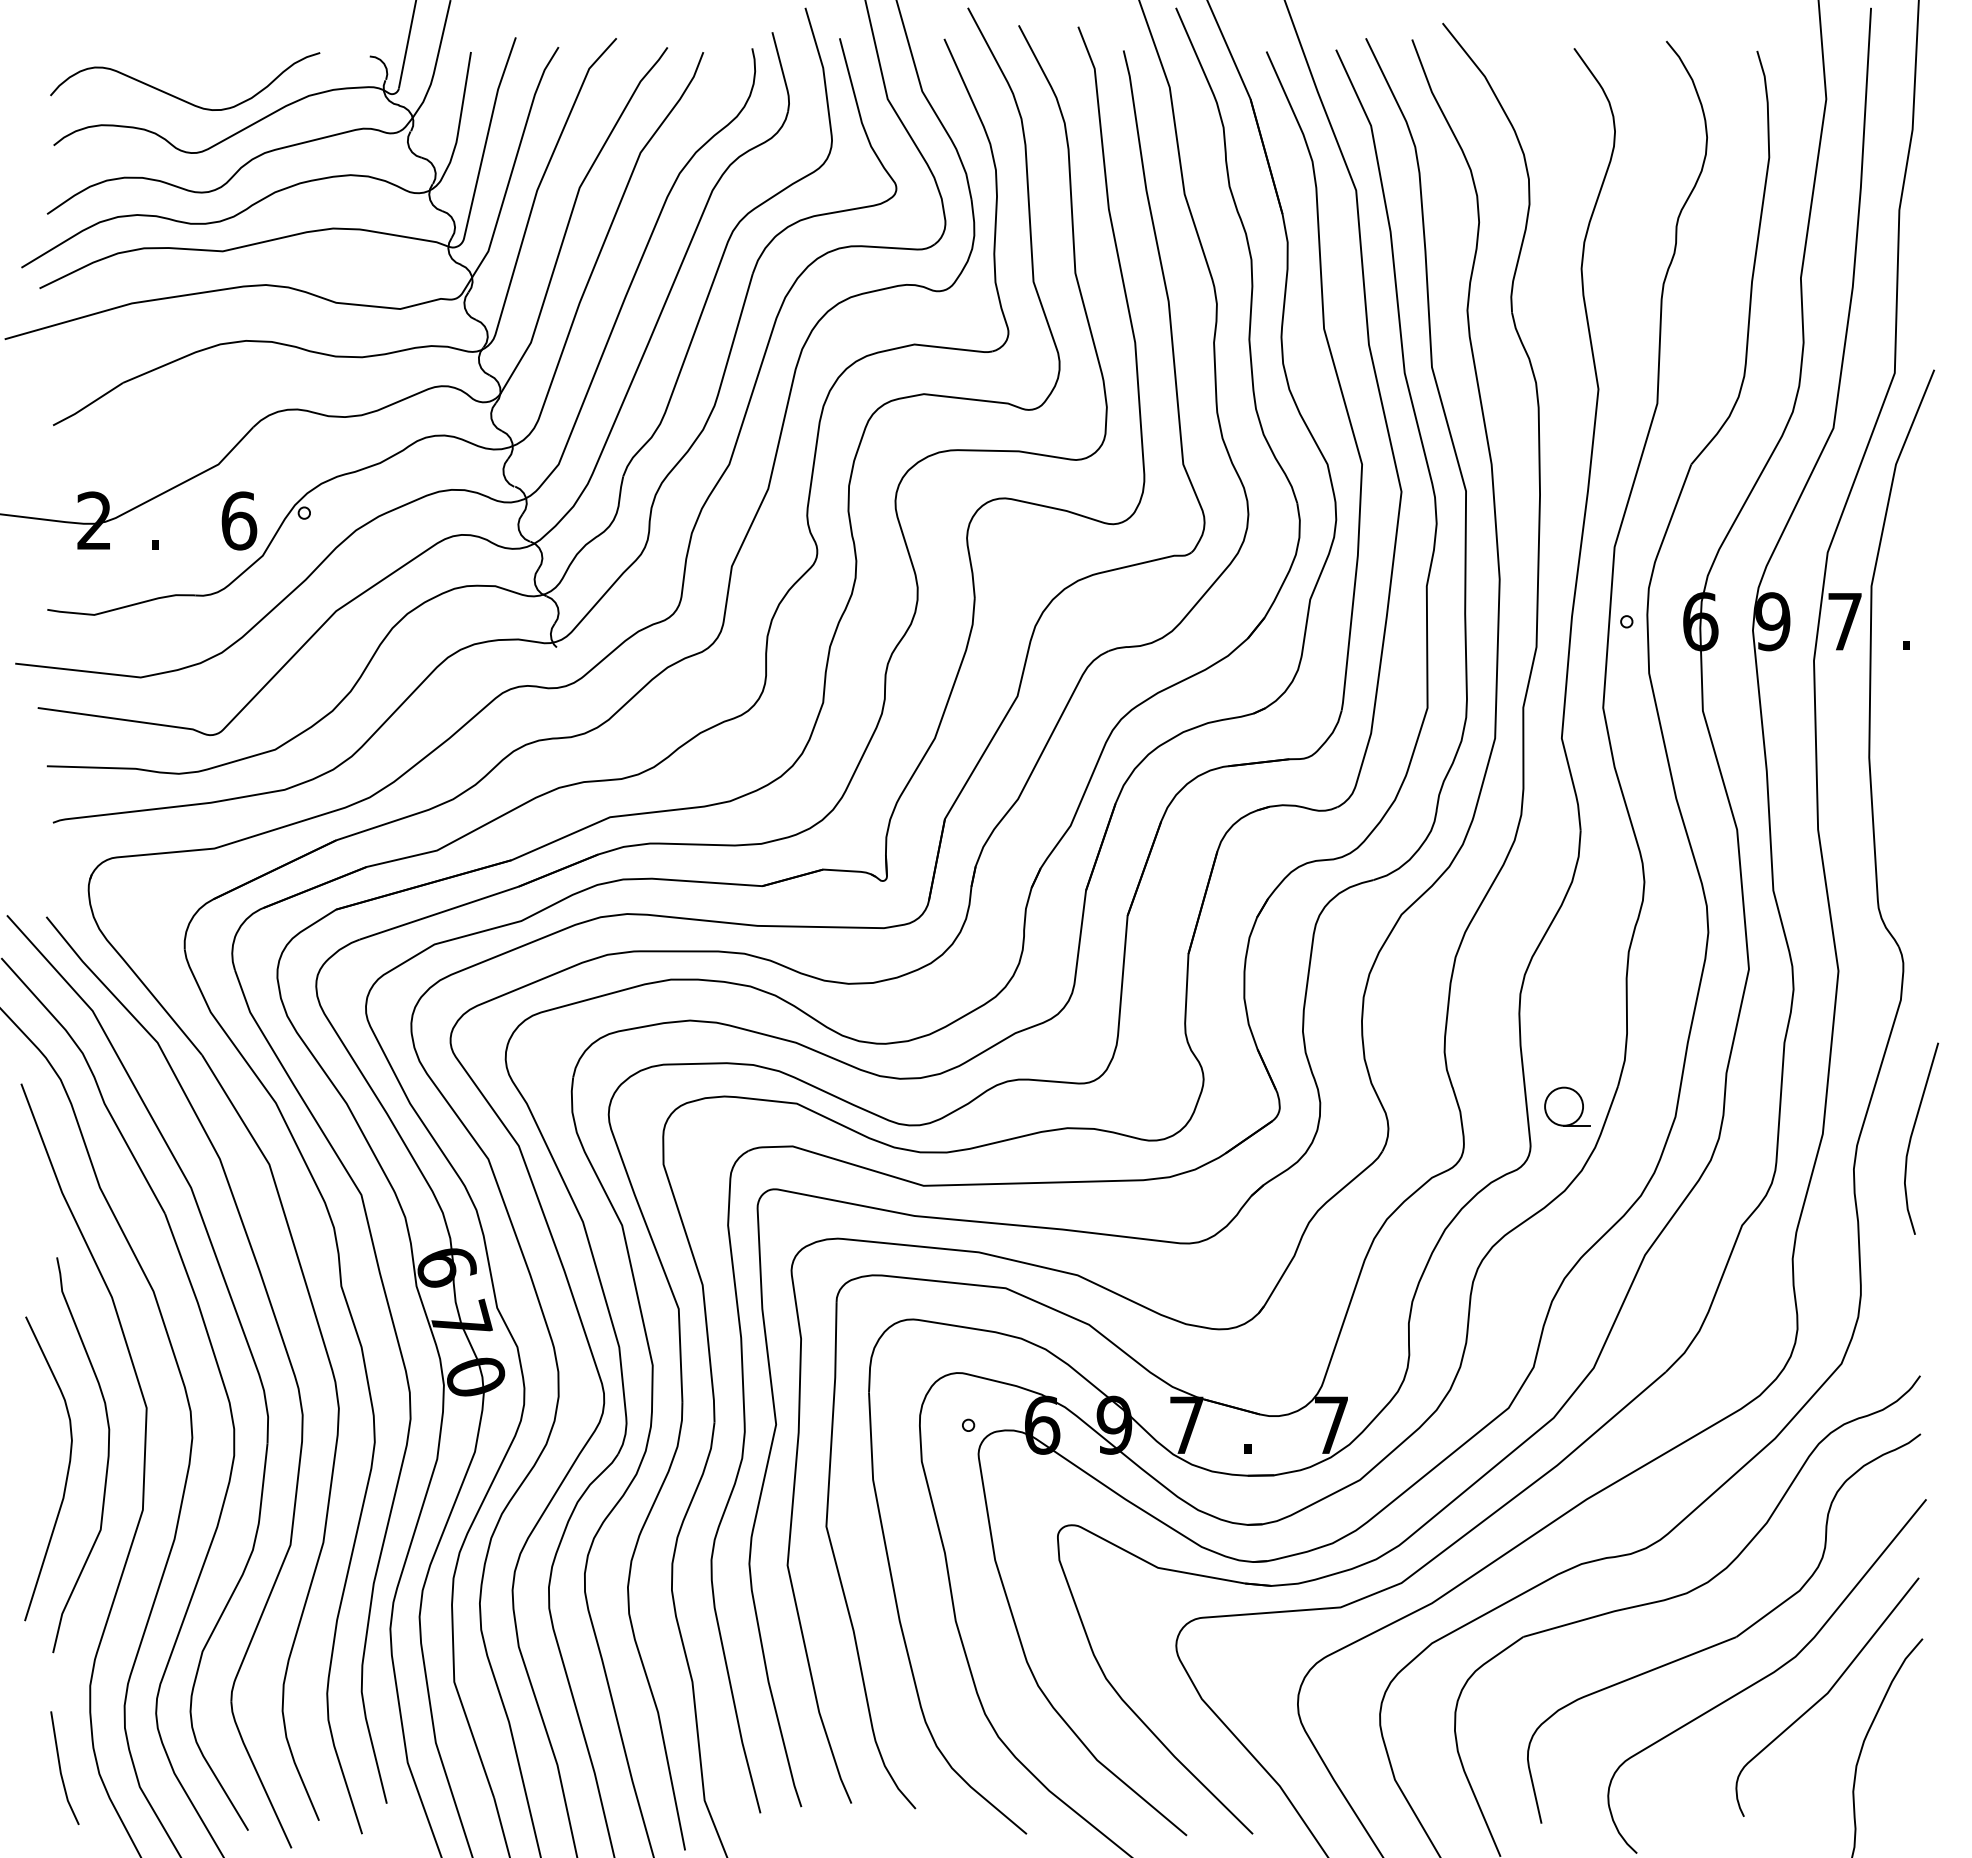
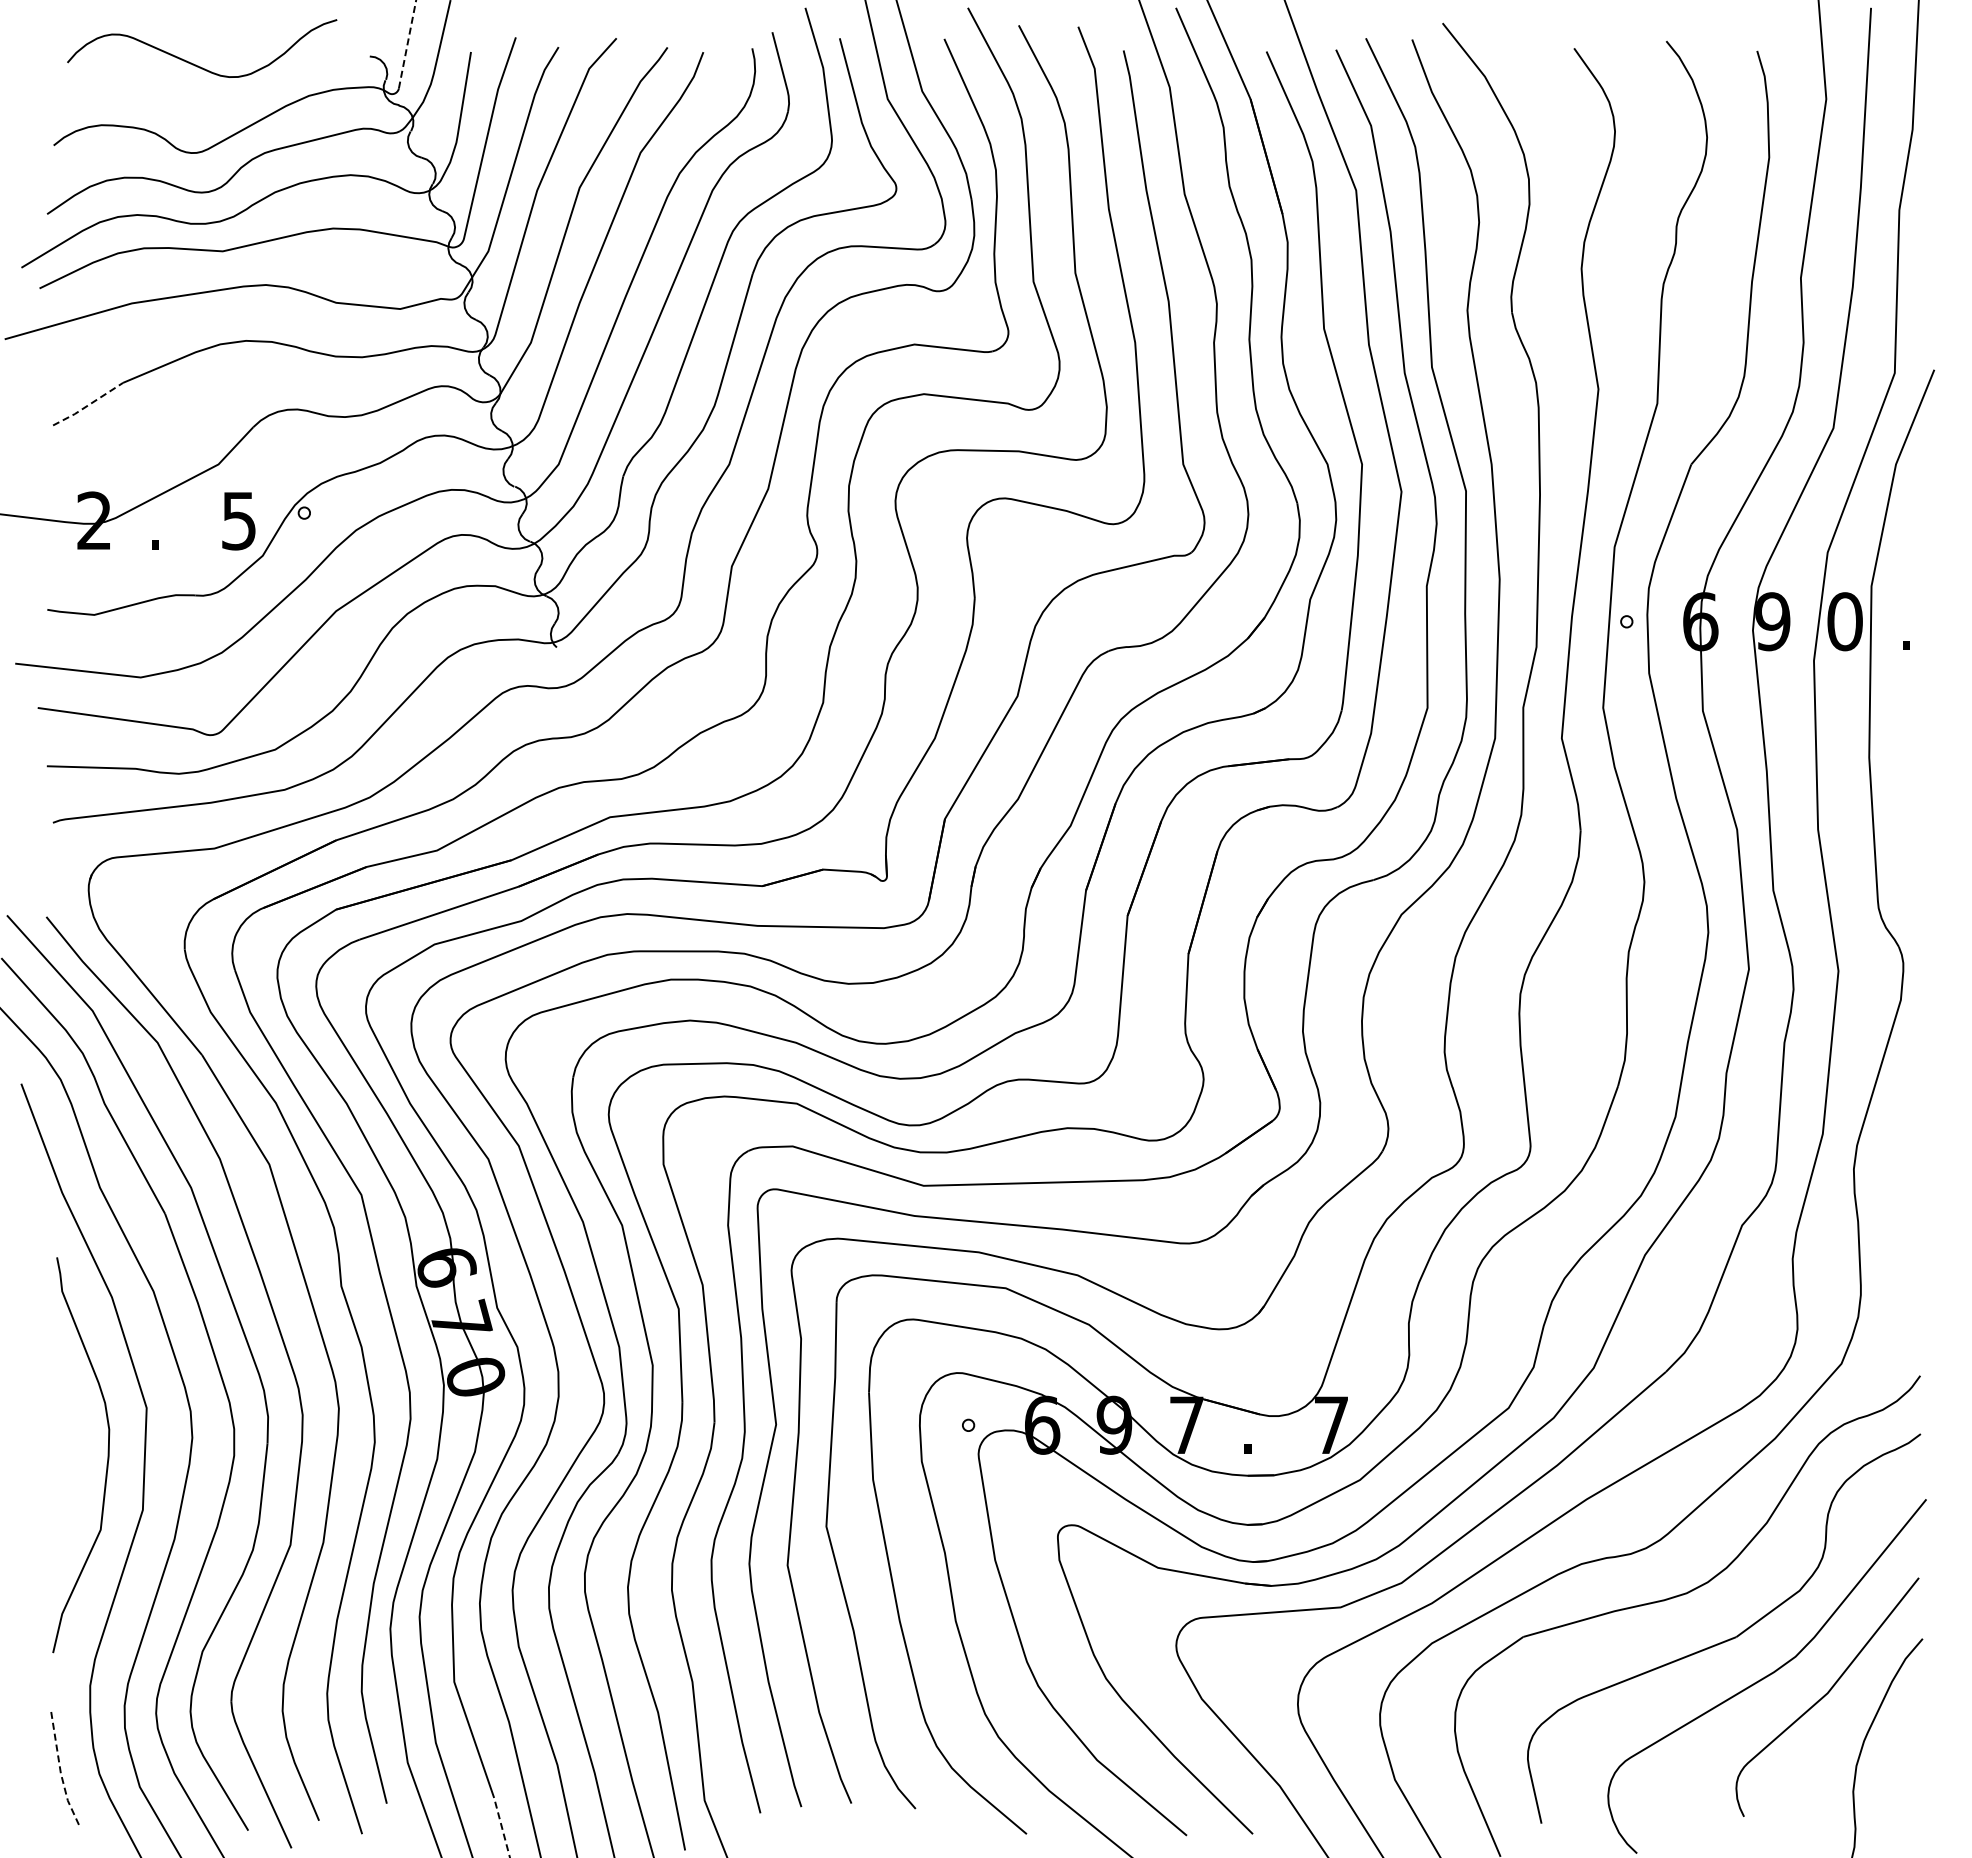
line: solid -> dashed (407, 44)
curve position: (179, 97) -> (196, 64) (196, 64)
line: solid -> dashed (88, 405)
text: 6 -> 5 (239, 520)
text: 7 -> 0 (1844, 621)
part: present -> none (1567, 1106)
curve: present -> none (1912, 1136)
curve: present -> none (66, 1474)
line: solid -> dashed (60, 1770)
line: solid -> dashed (502, 1827)
